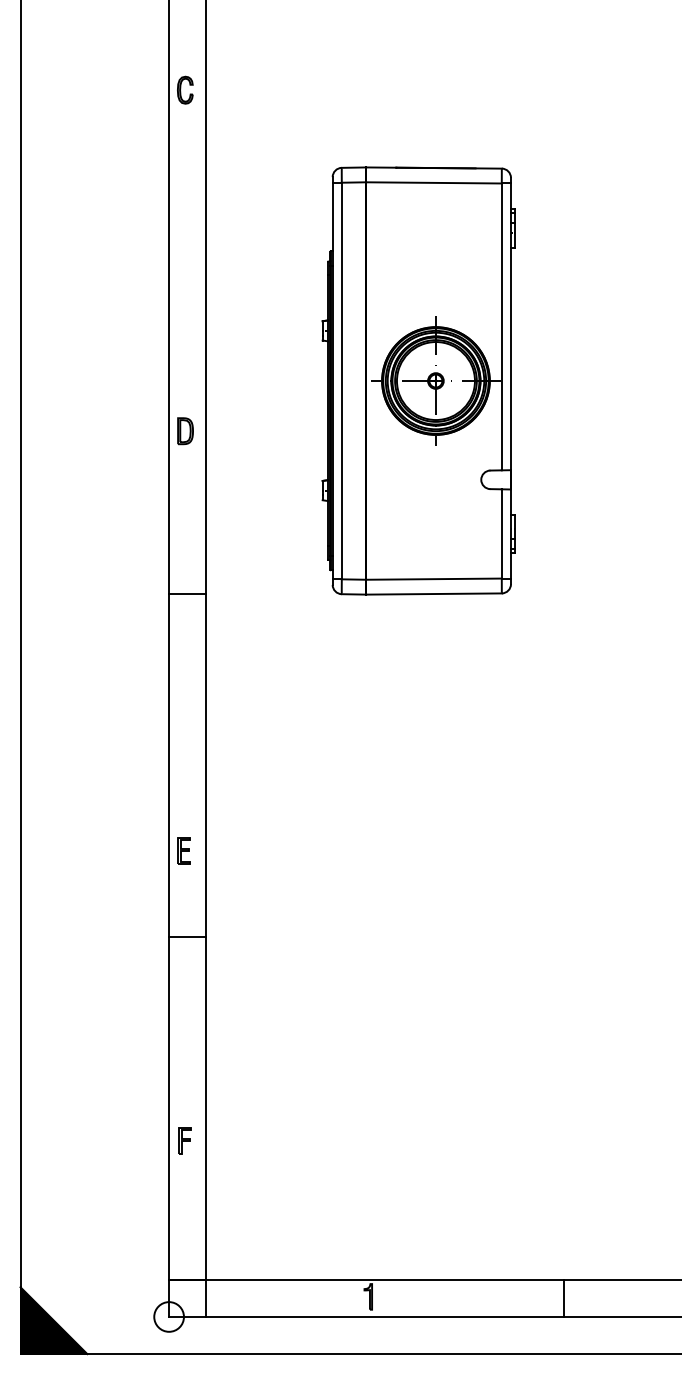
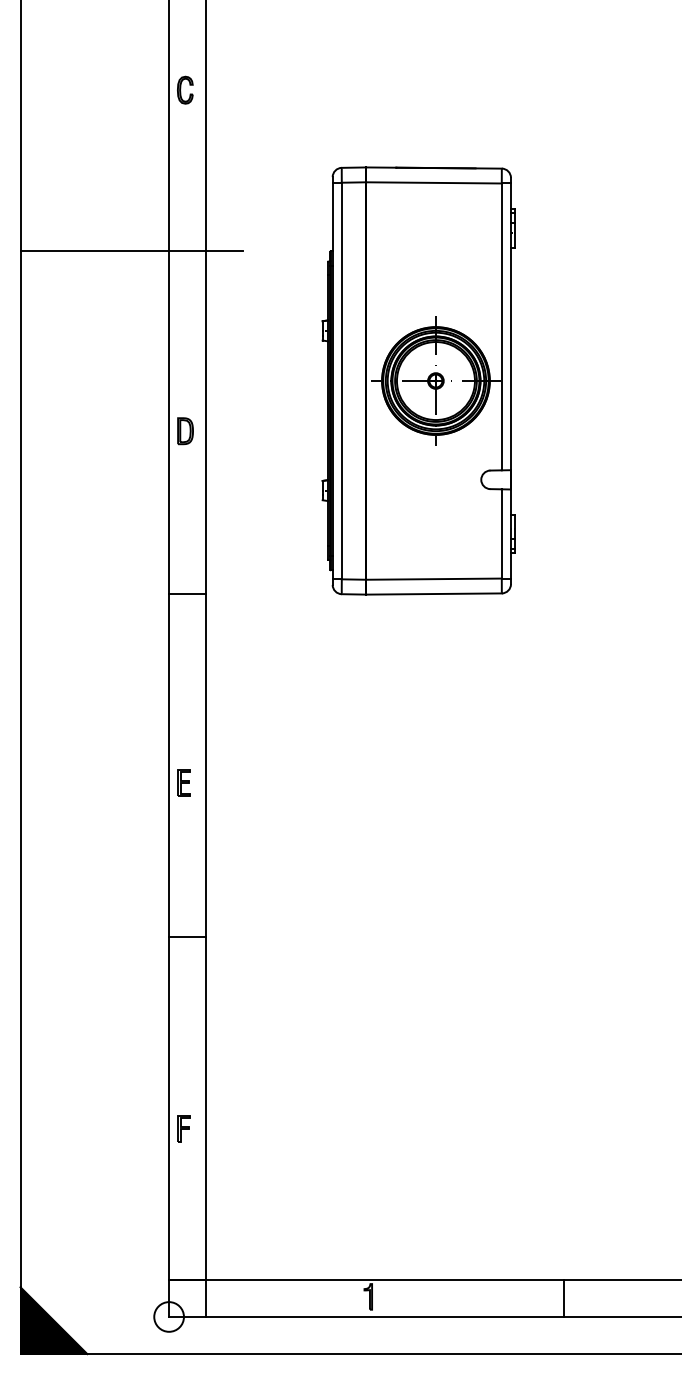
line: none -> present (131, 250)
part position: (183, 850) -> (183, 782) (183, 782)
part position: (184, 1140) -> (183, 1128) (183, 1128)
